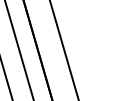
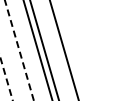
line position: (37, 49) -> (44, 49) (44, 49)
line: solid -> dashed (19, 50)
line: solid -> dashed (6, 78)
